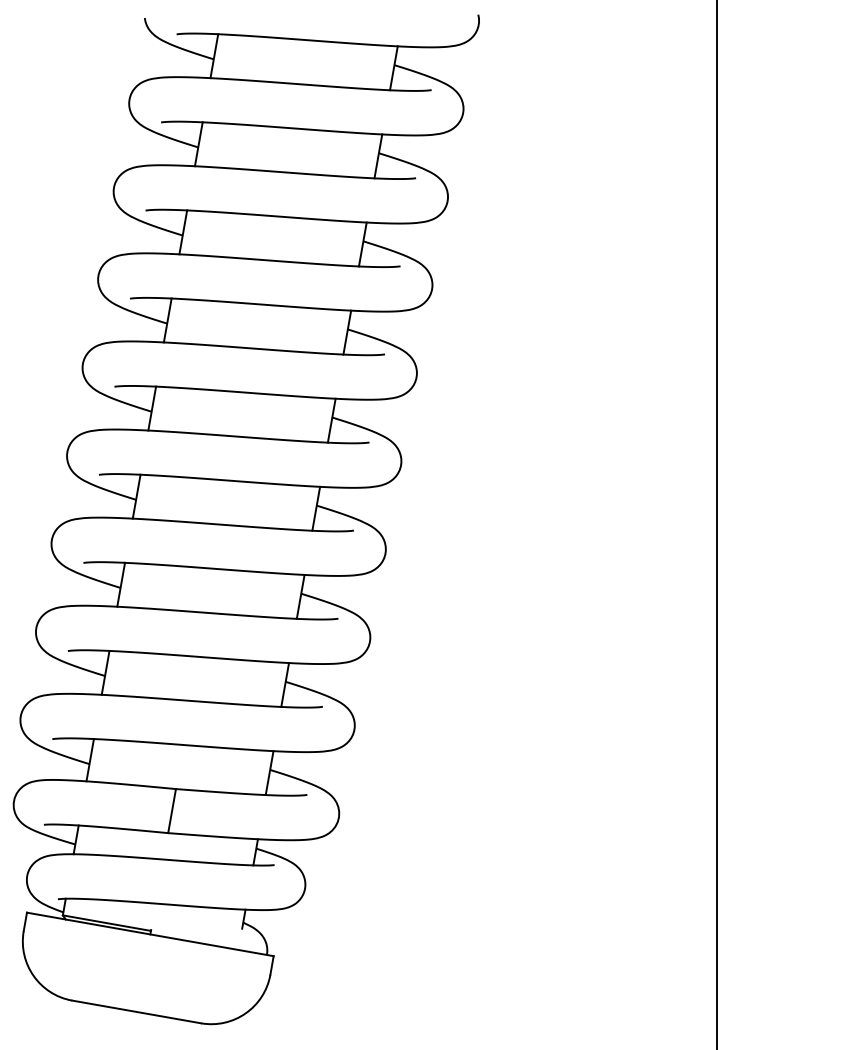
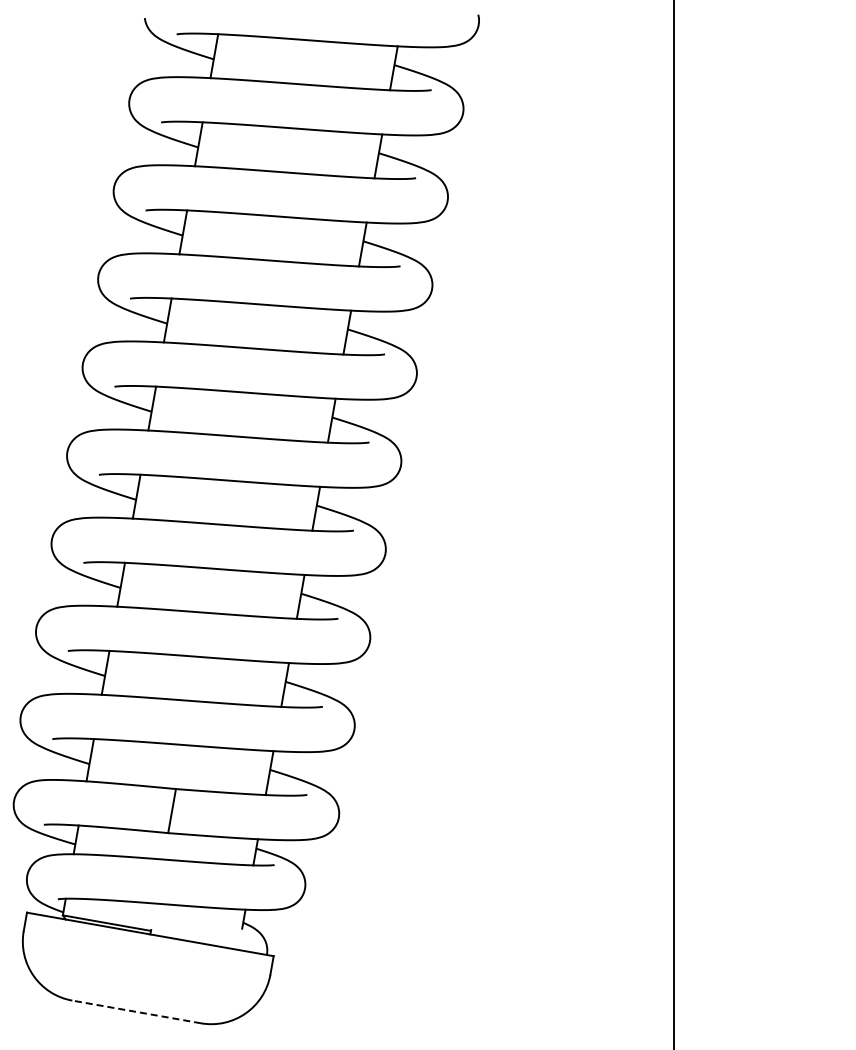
line position: (716, 524) -> (673, 524) (673, 524)
line: solid -> dashed (136, 1011)
